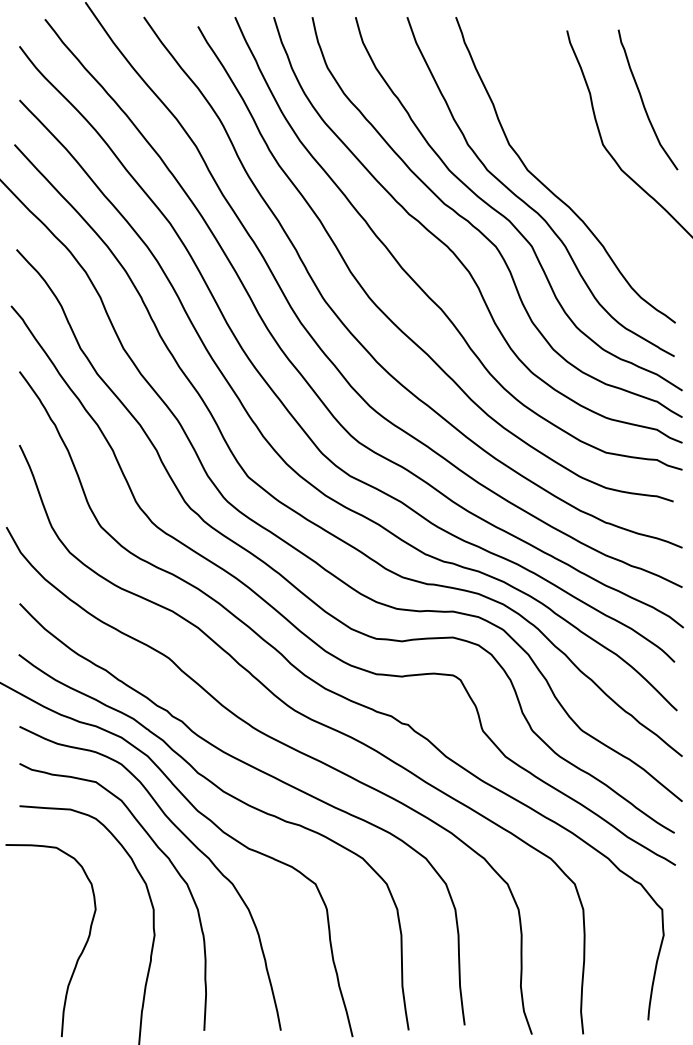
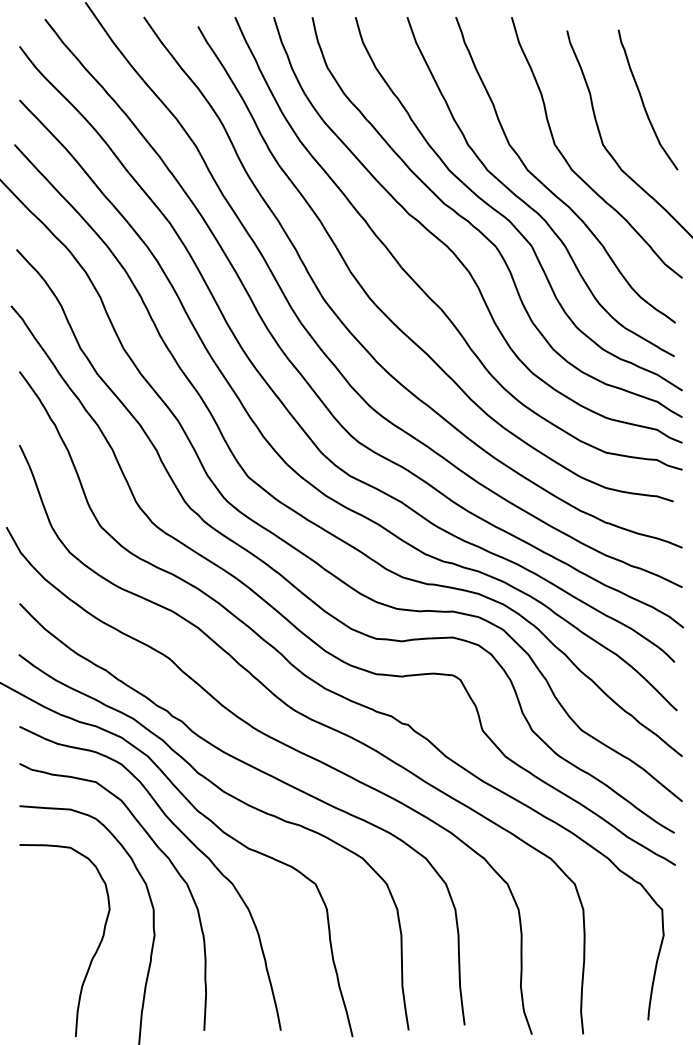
curve: none -> present (570, 165)
curve position: (78, 956) -> (92, 956) (92, 956)
